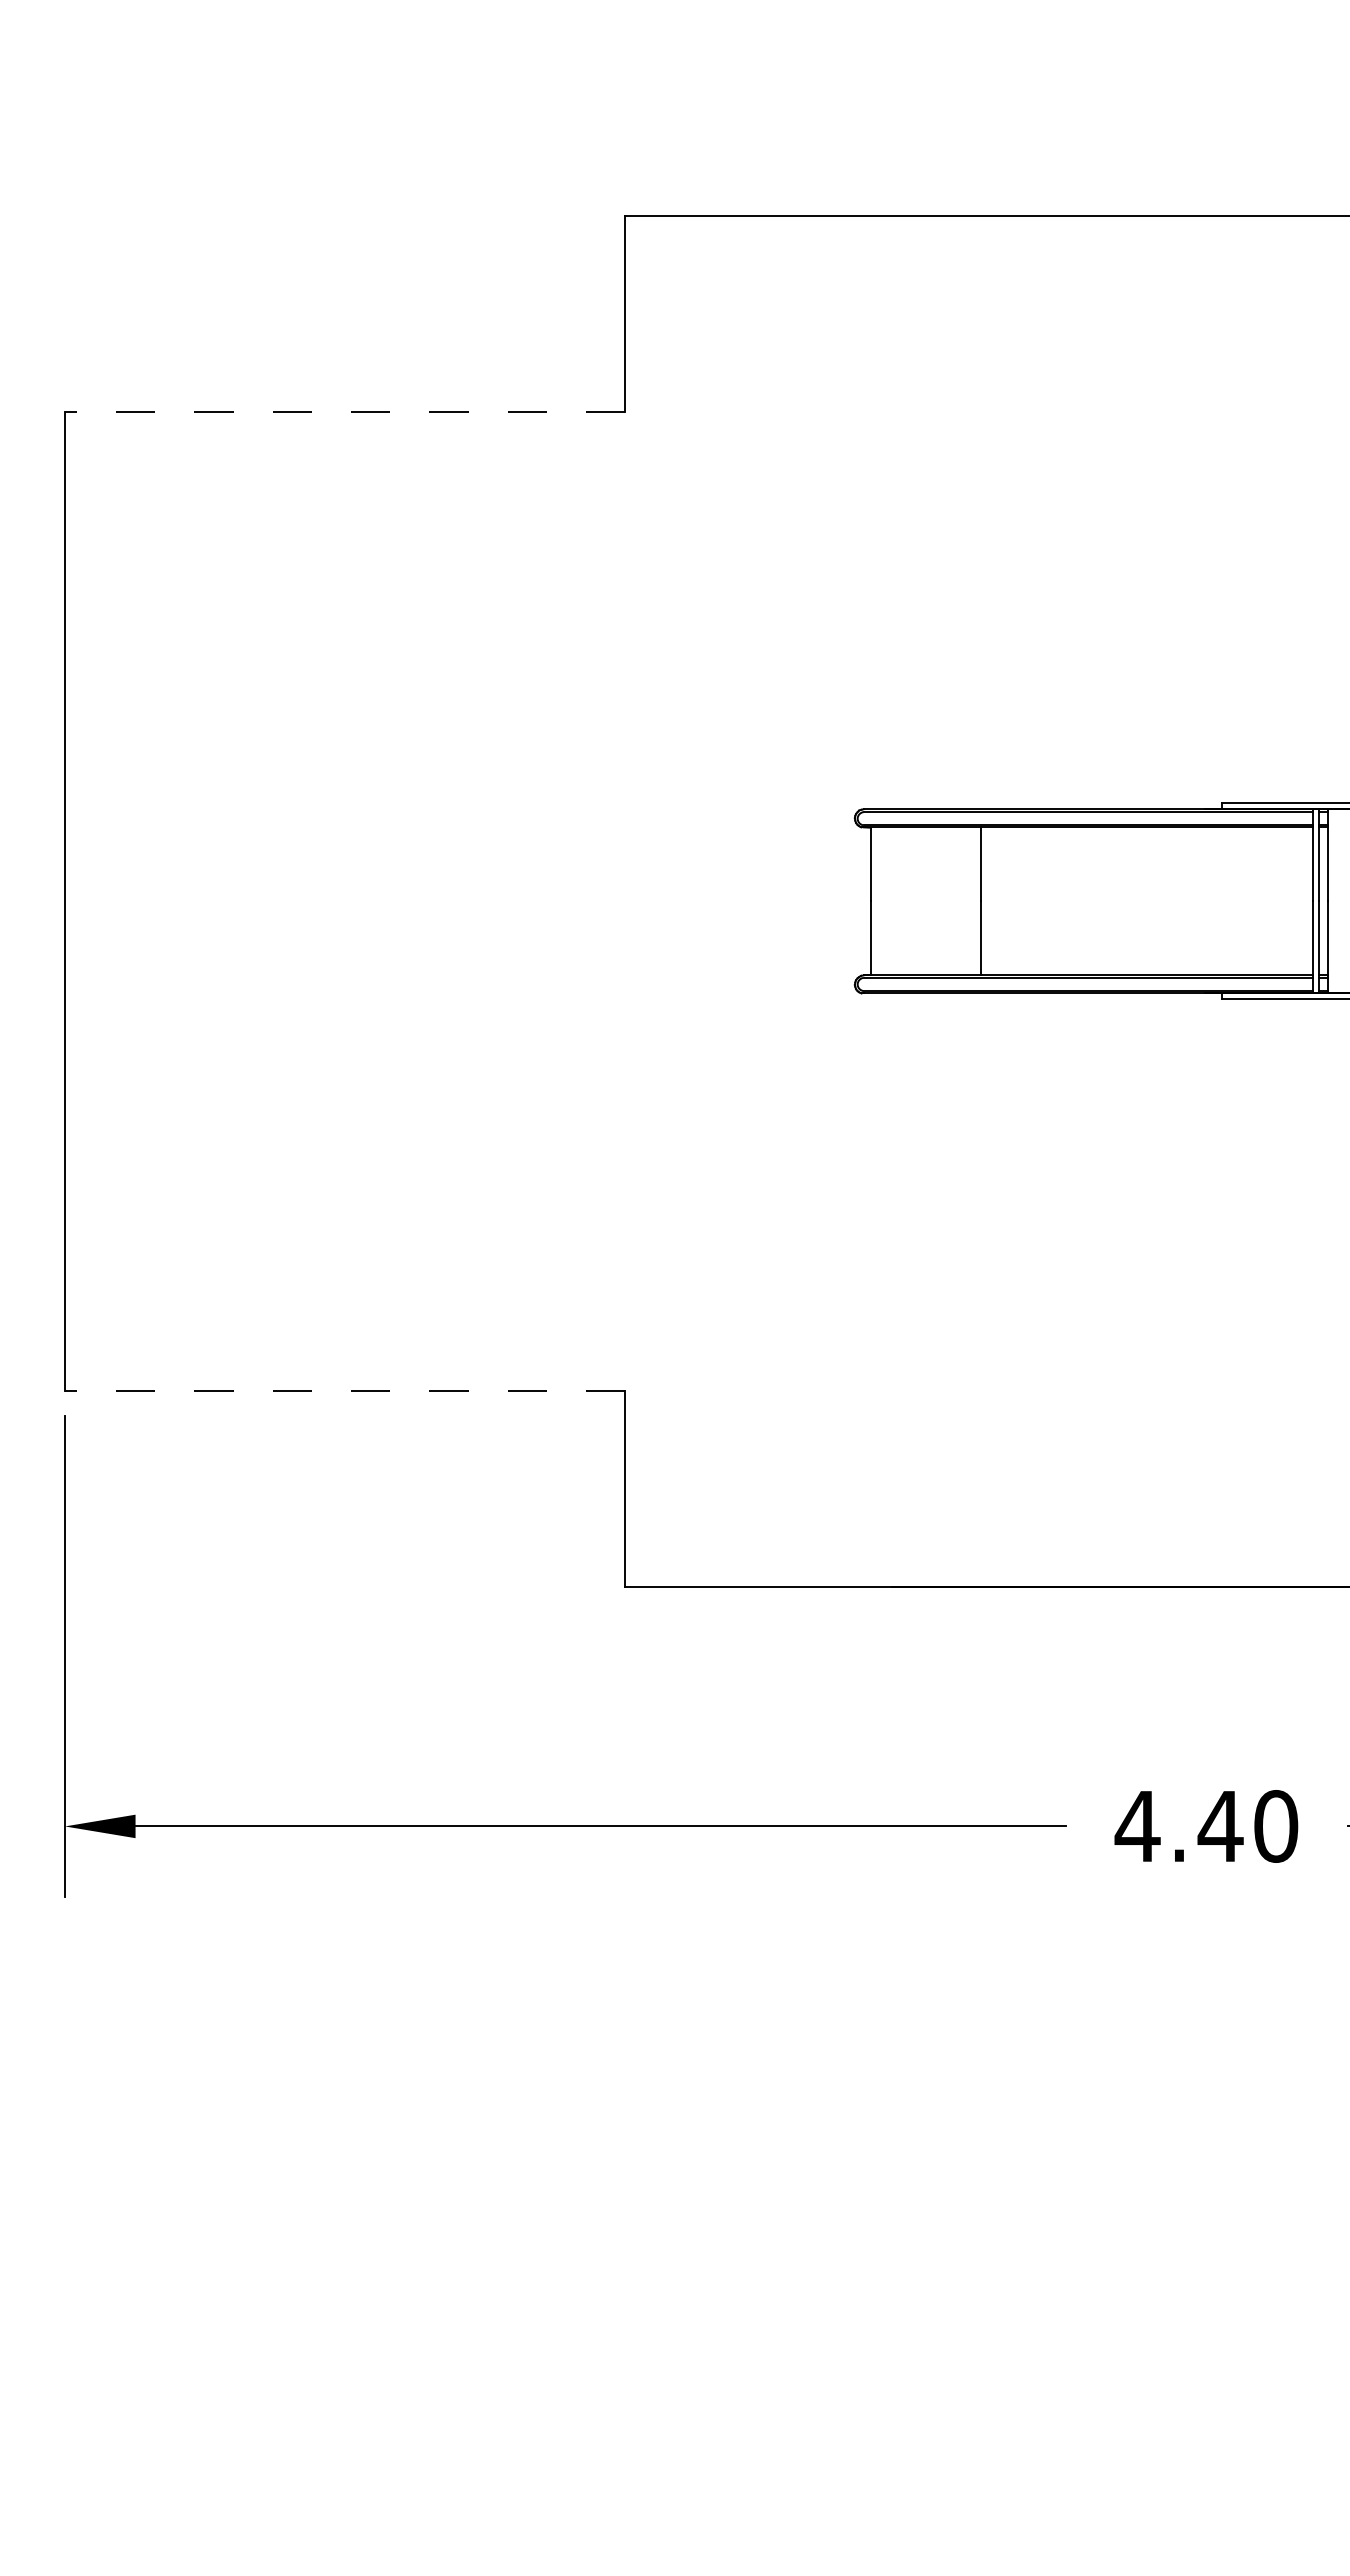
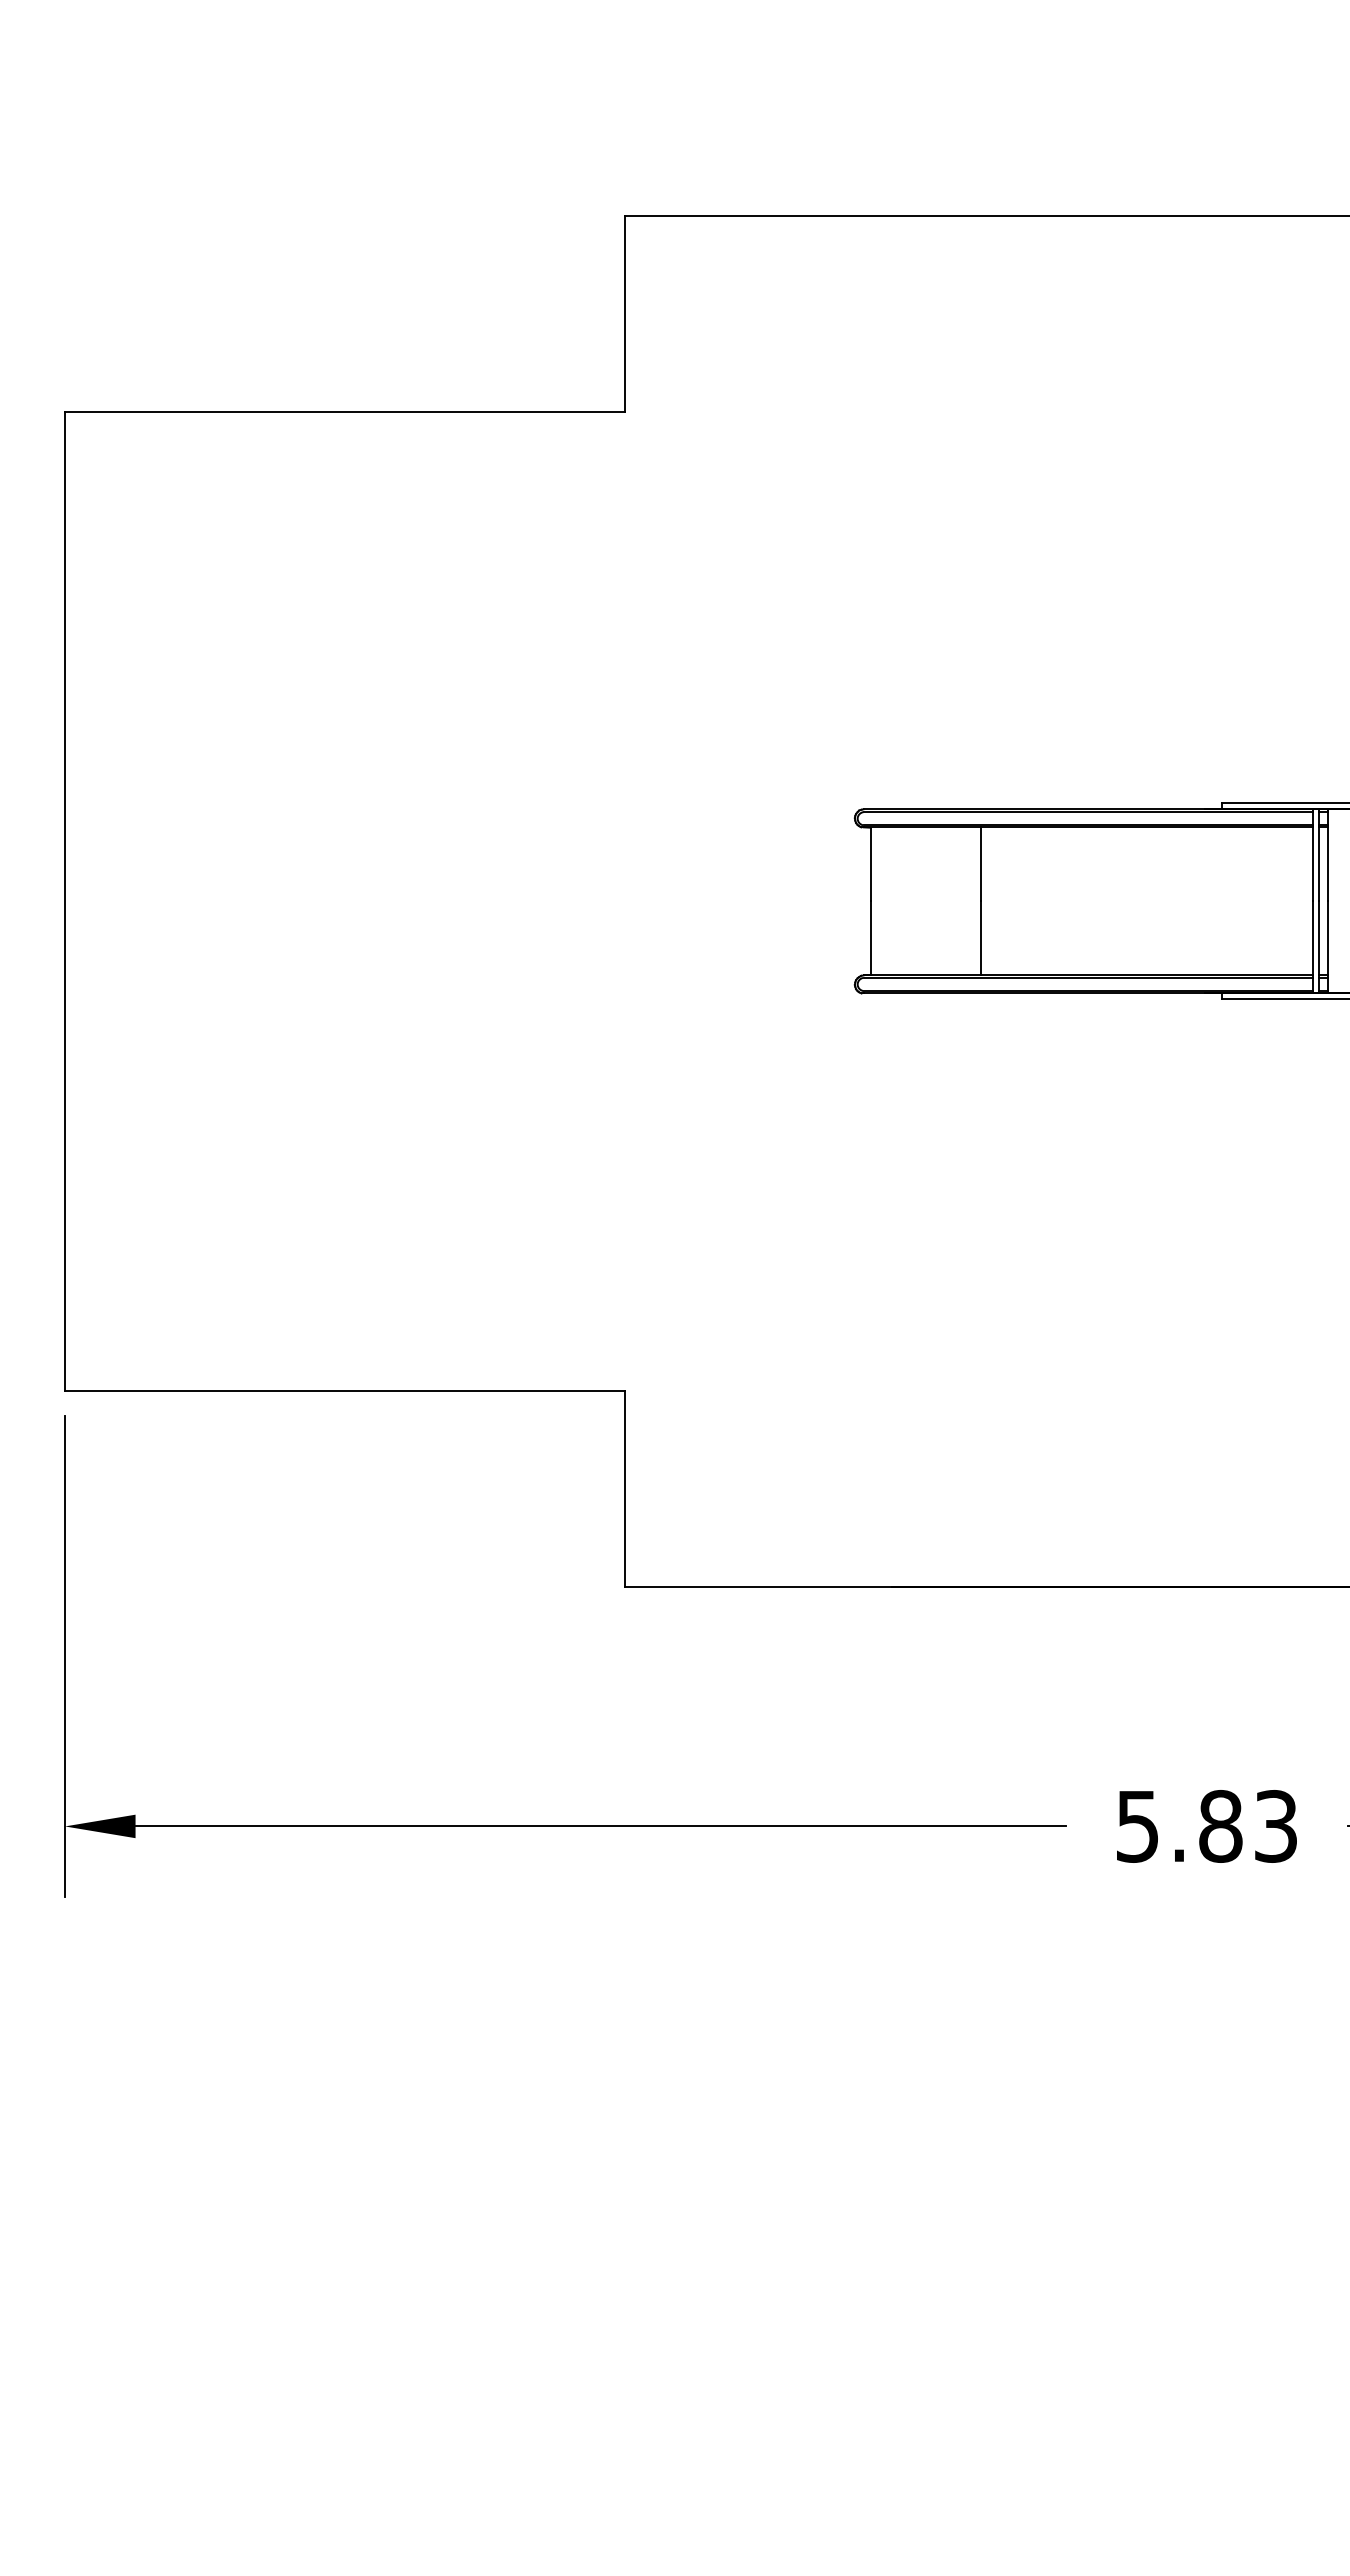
line: dashed -> solid (344, 411)
line: dashed -> solid (344, 1391)
text: 4.40 -> 5.83 (1206, 1826)
